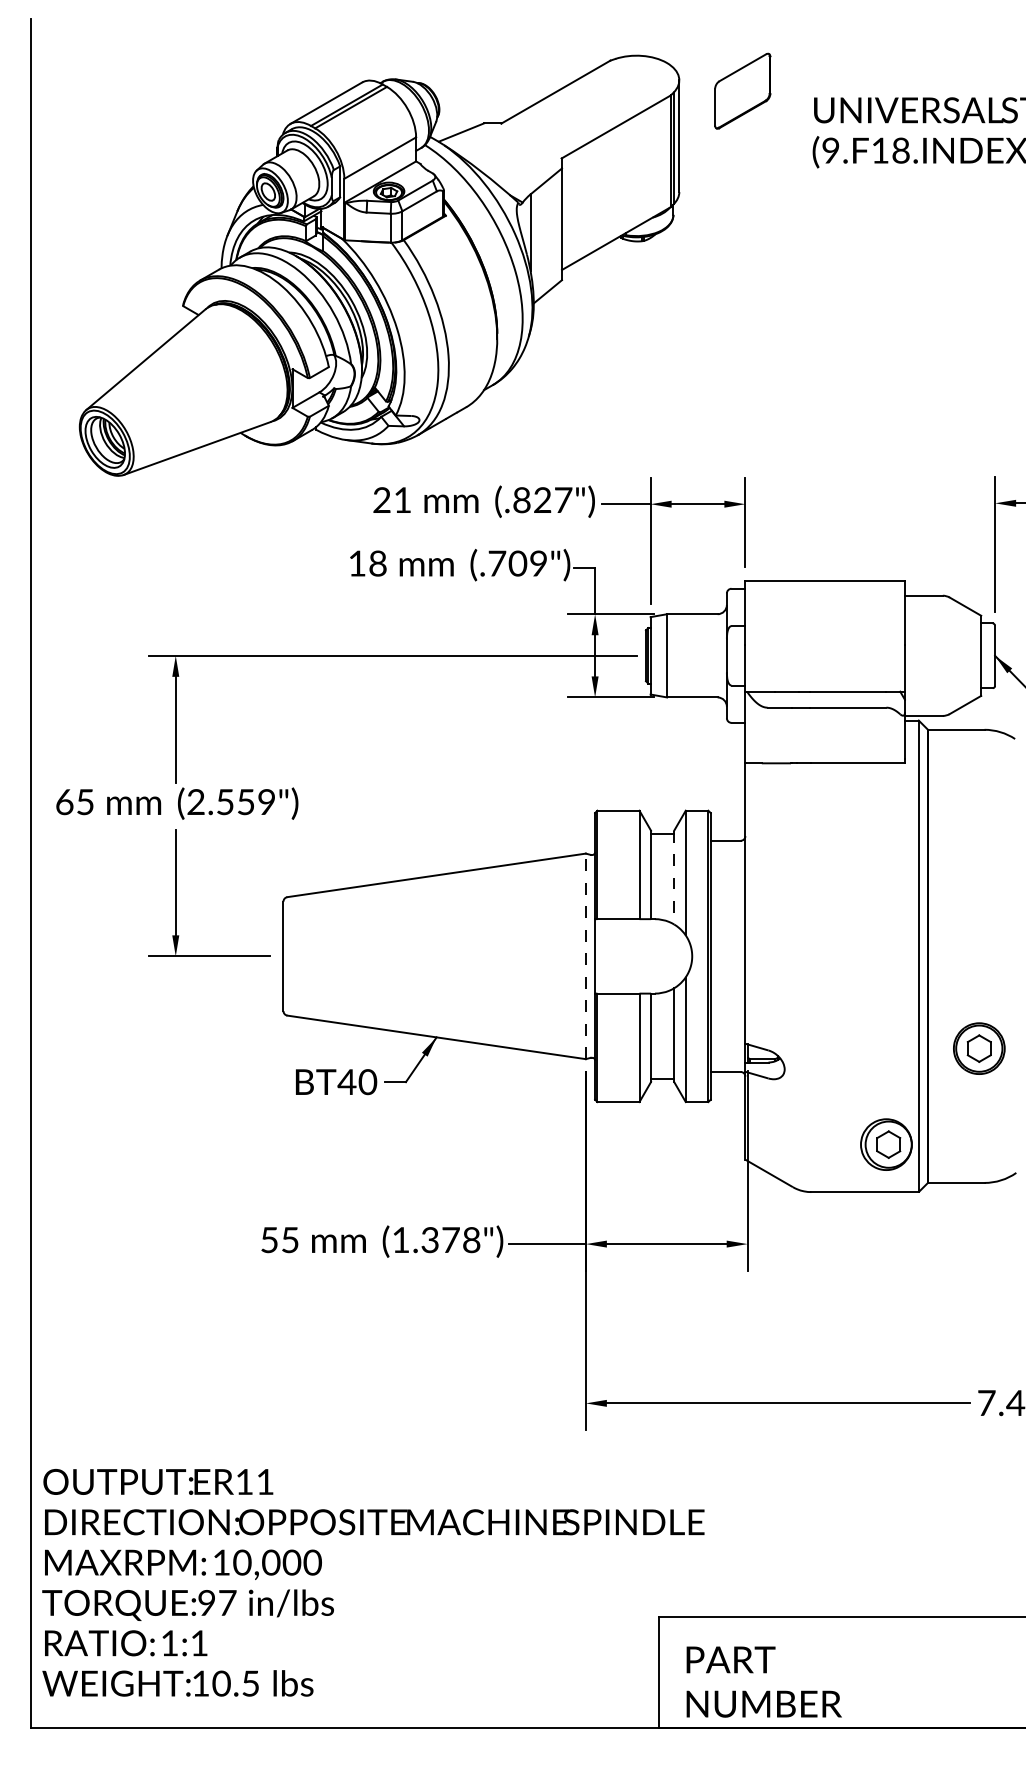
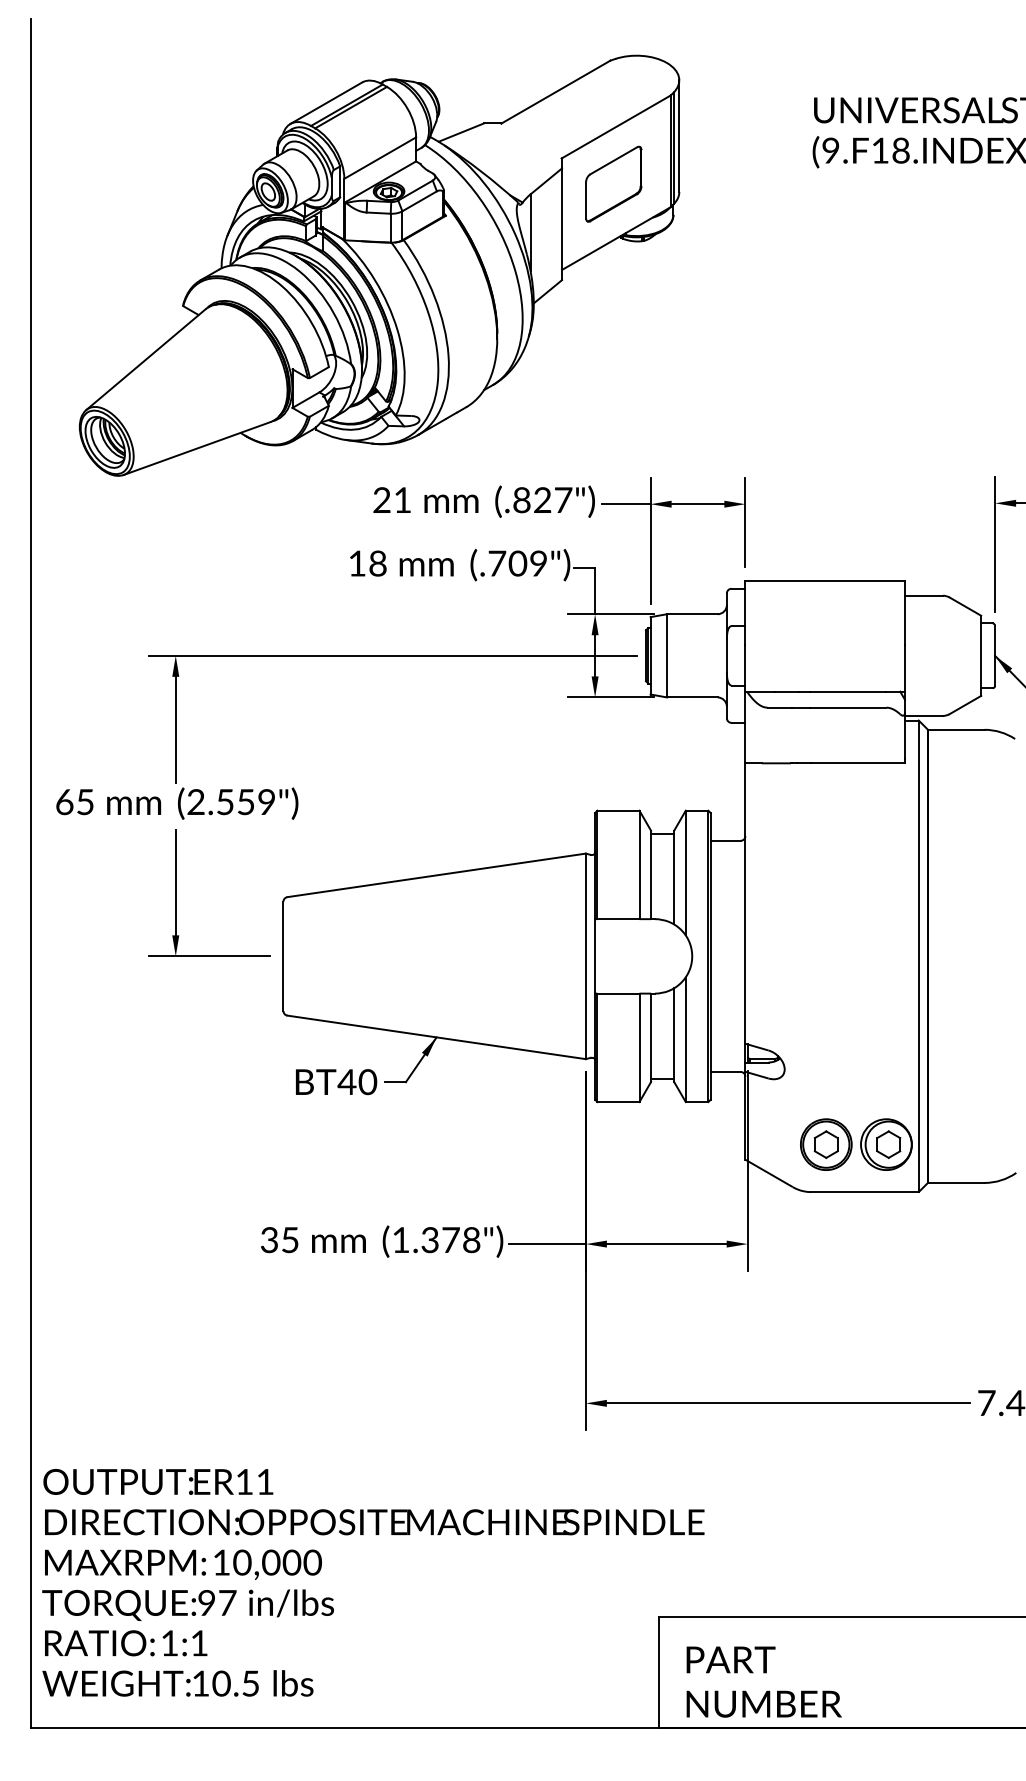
part position: (742, 90) -> (613, 183) (613, 183)
line: dashed -> solid (674, 877)
line: dashed -> solid (585, 956)
part position: (979, 1048) -> (826, 1144) (826, 1144)
text: 55 -> 35 (269, 1240)
